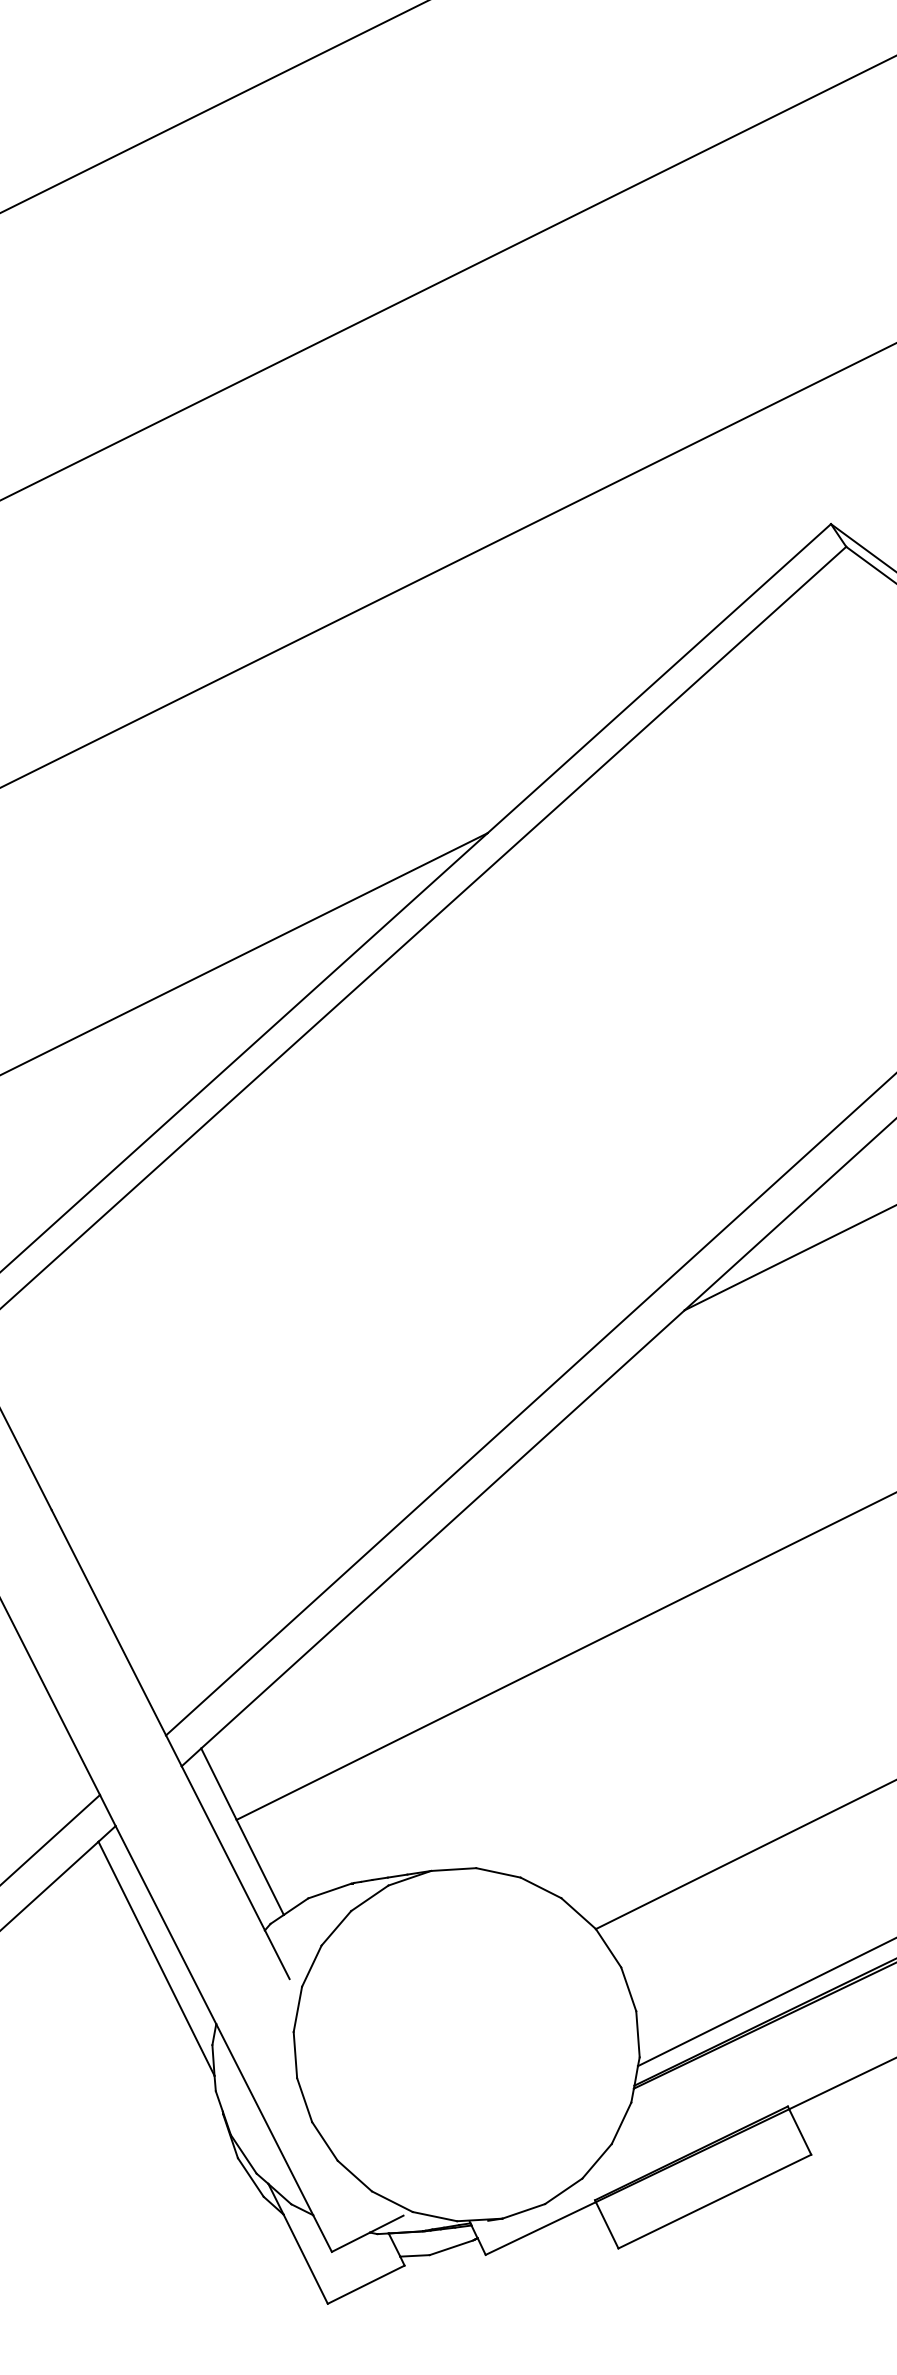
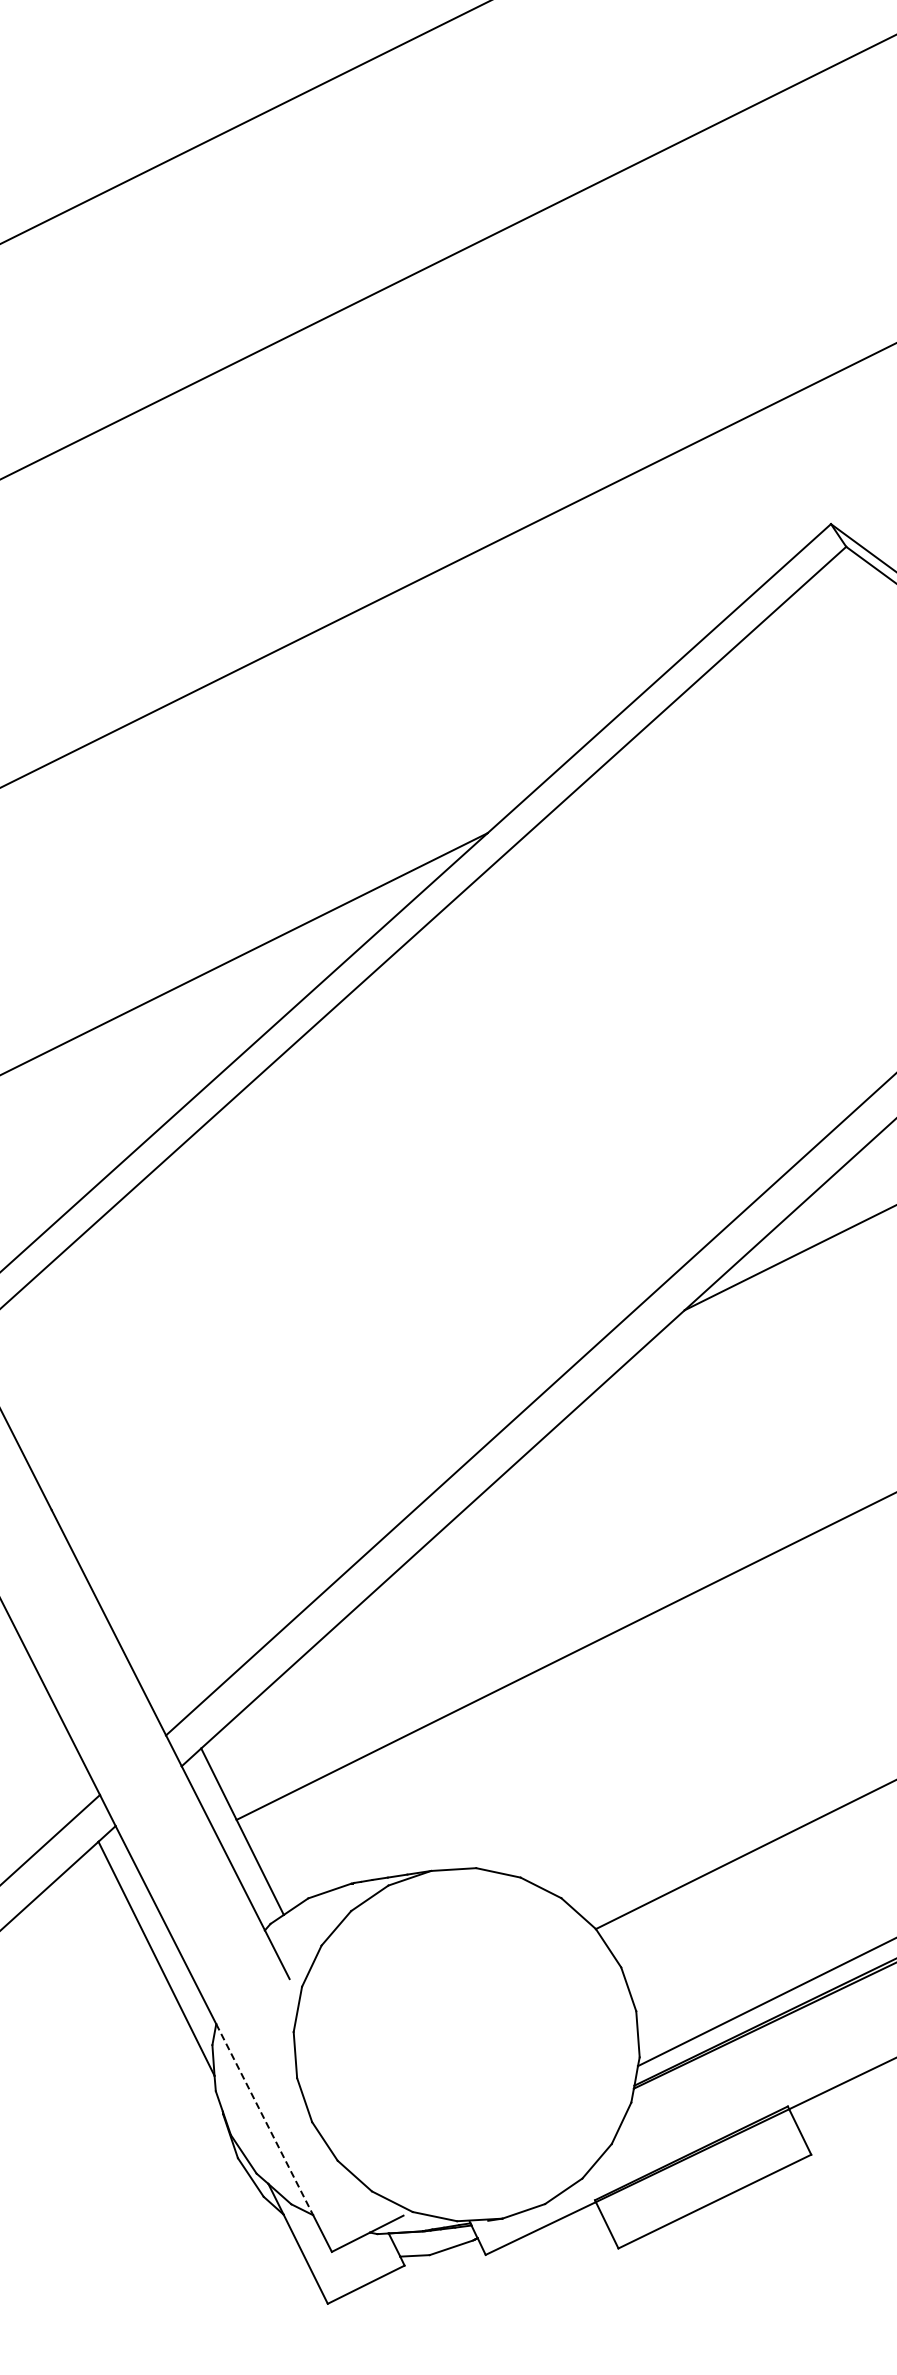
line position: (213, 107) -> (244, 122) (244, 122)
line position: (447, 278) -> (447, 257) (447, 257)
line: solid -> dashed (264, 2120)
